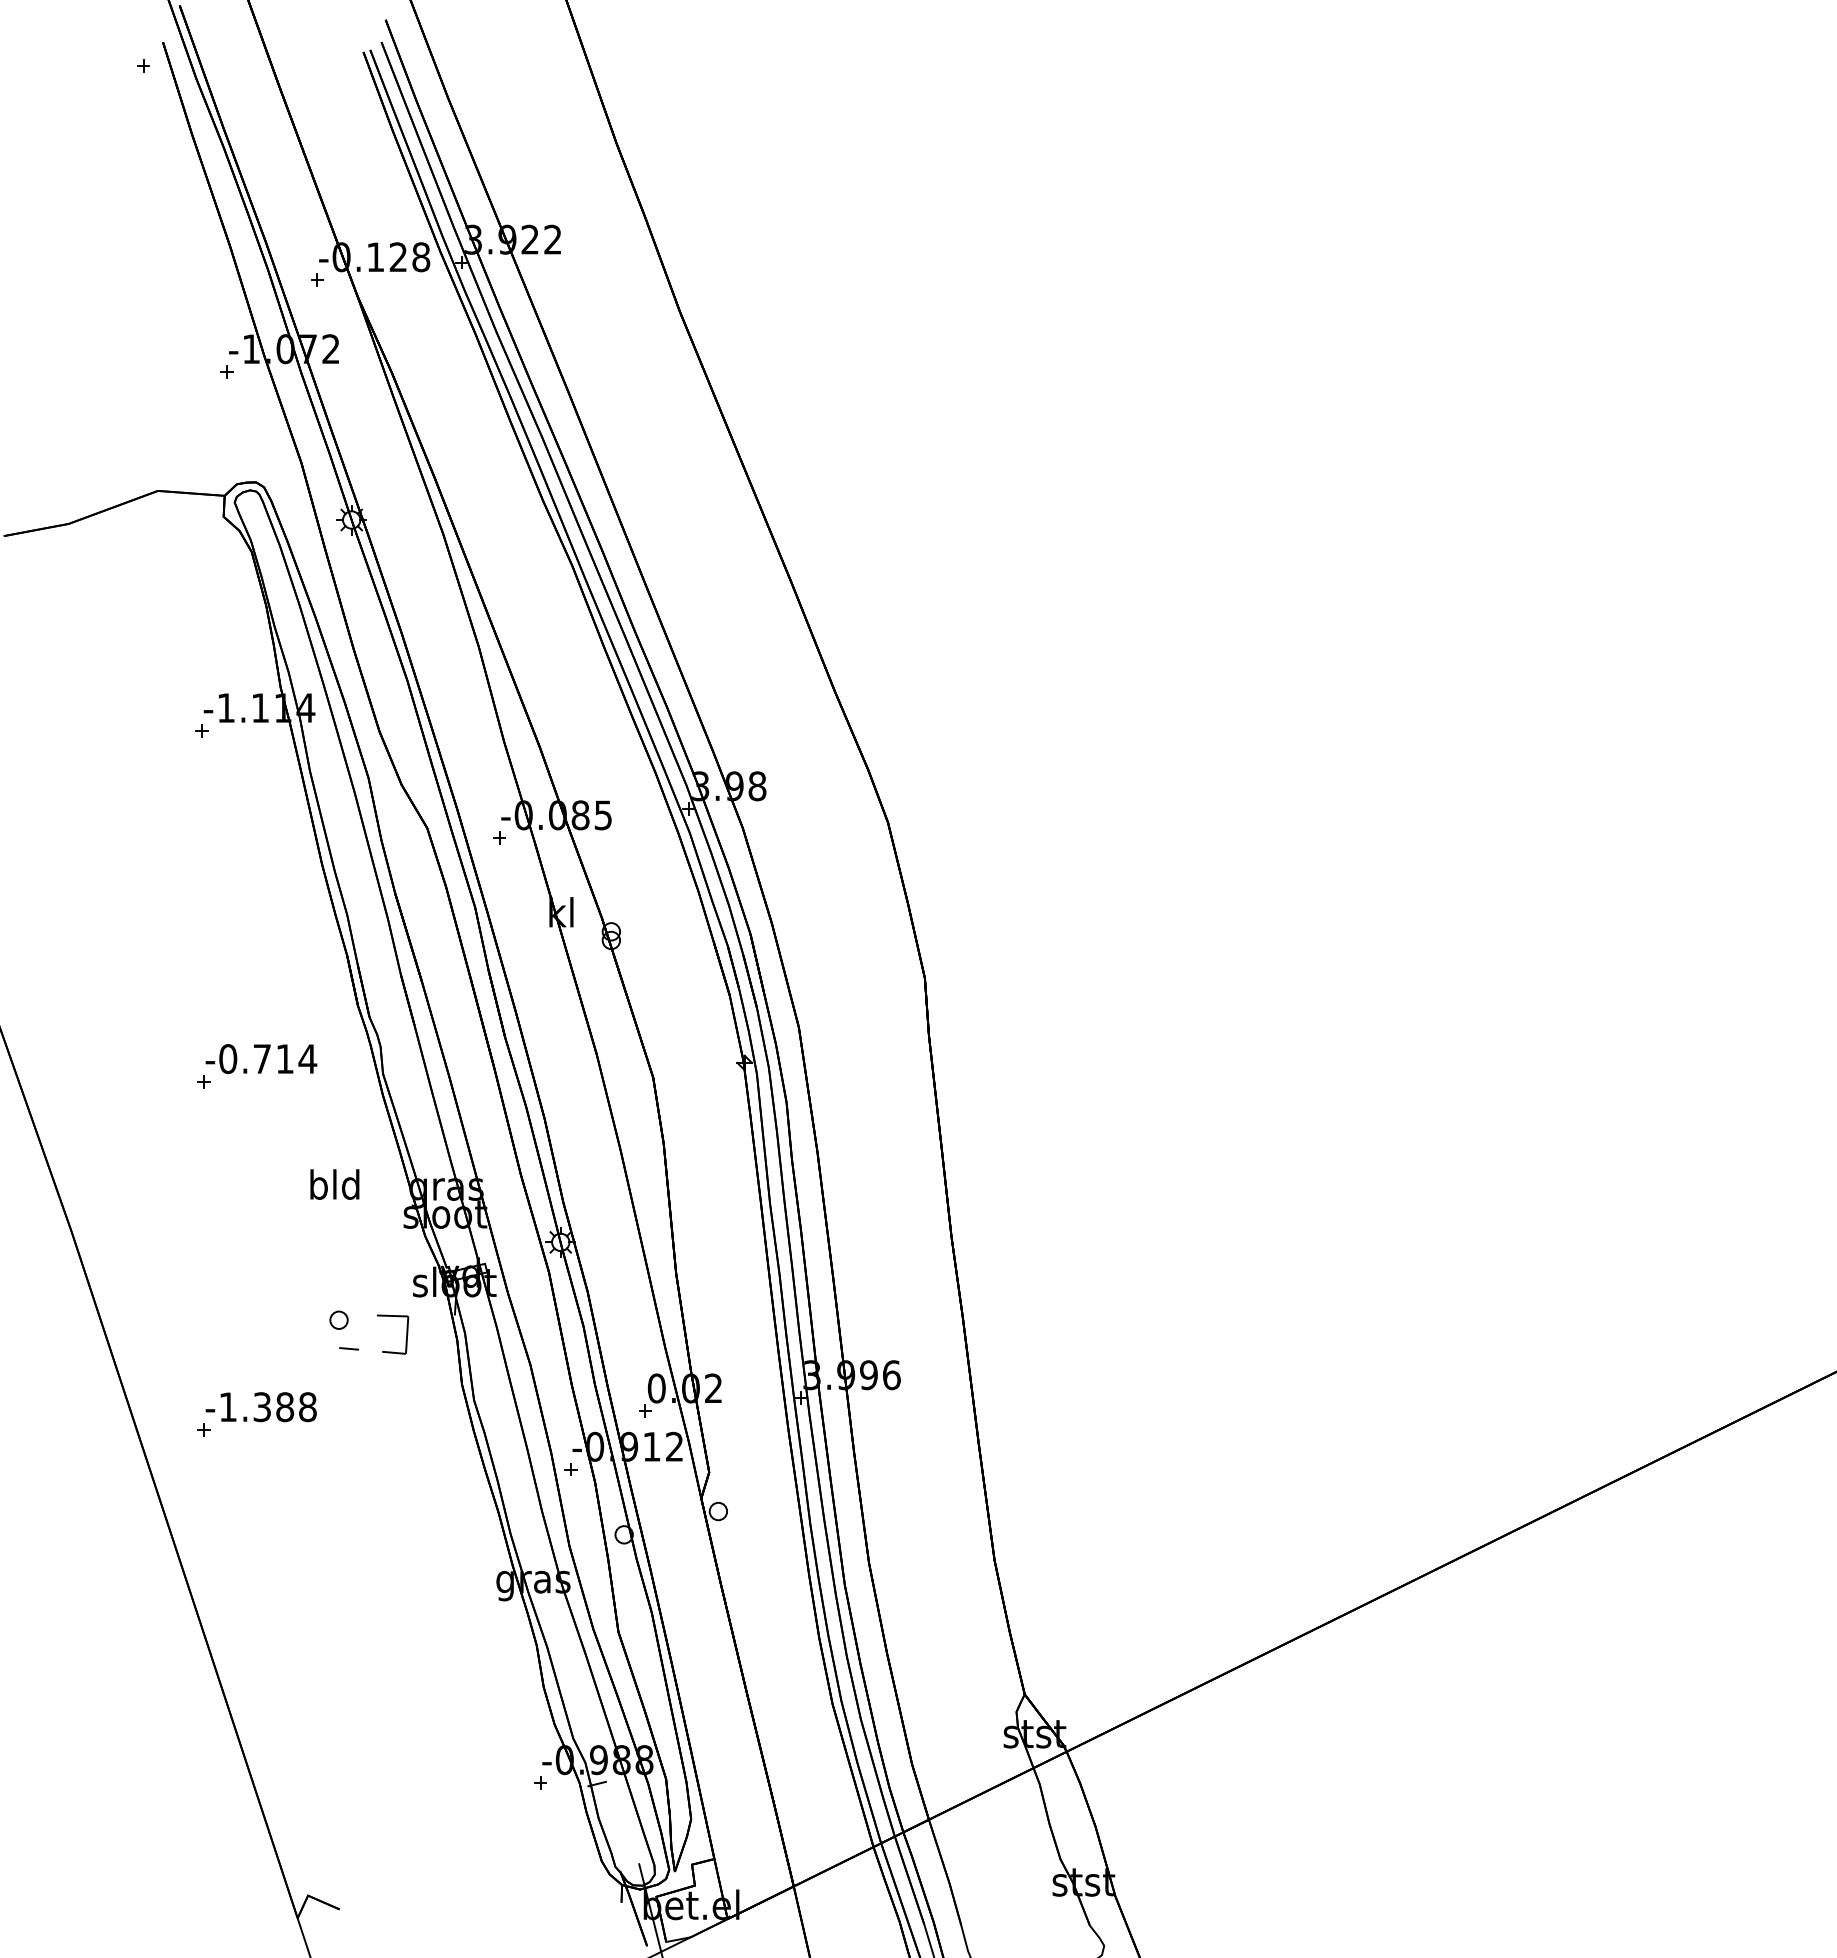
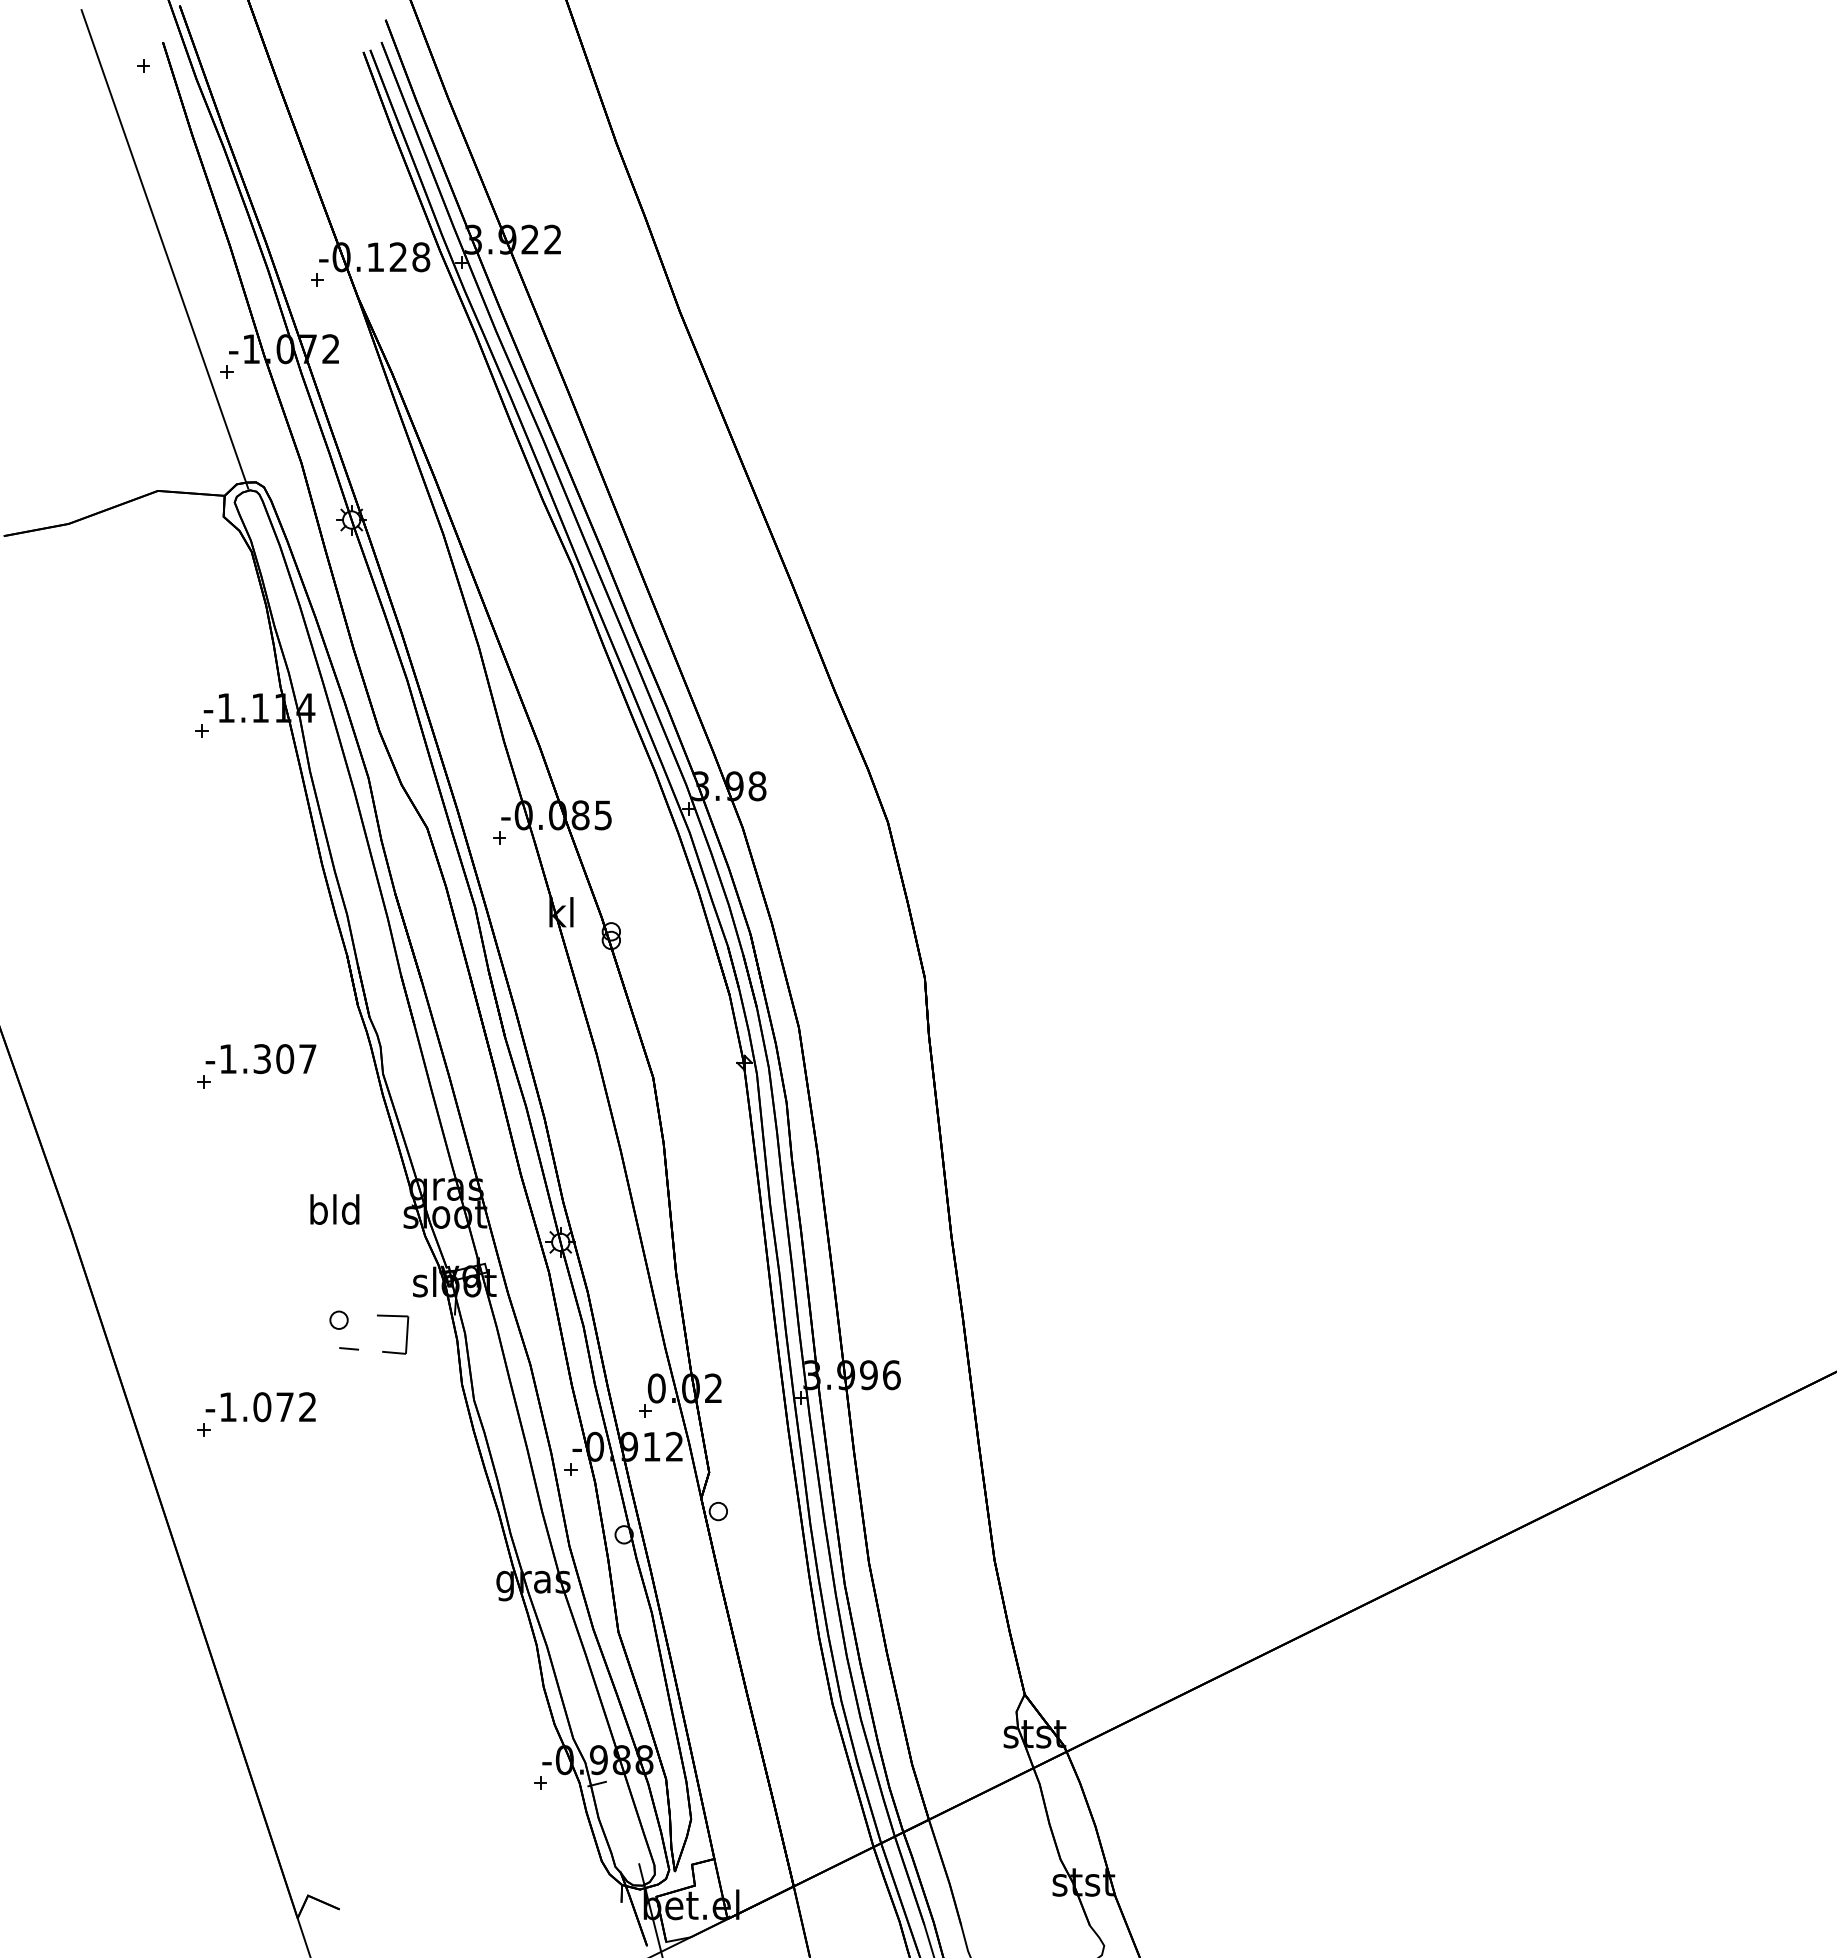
line: none -> present (164, 249)
text: -0.714 -> -1.307 (268, 1059)
text position: (334, 1184) -> (334, 1209) (334, 1209)
text: -1.388 -> -1.072 (284, 1407)
